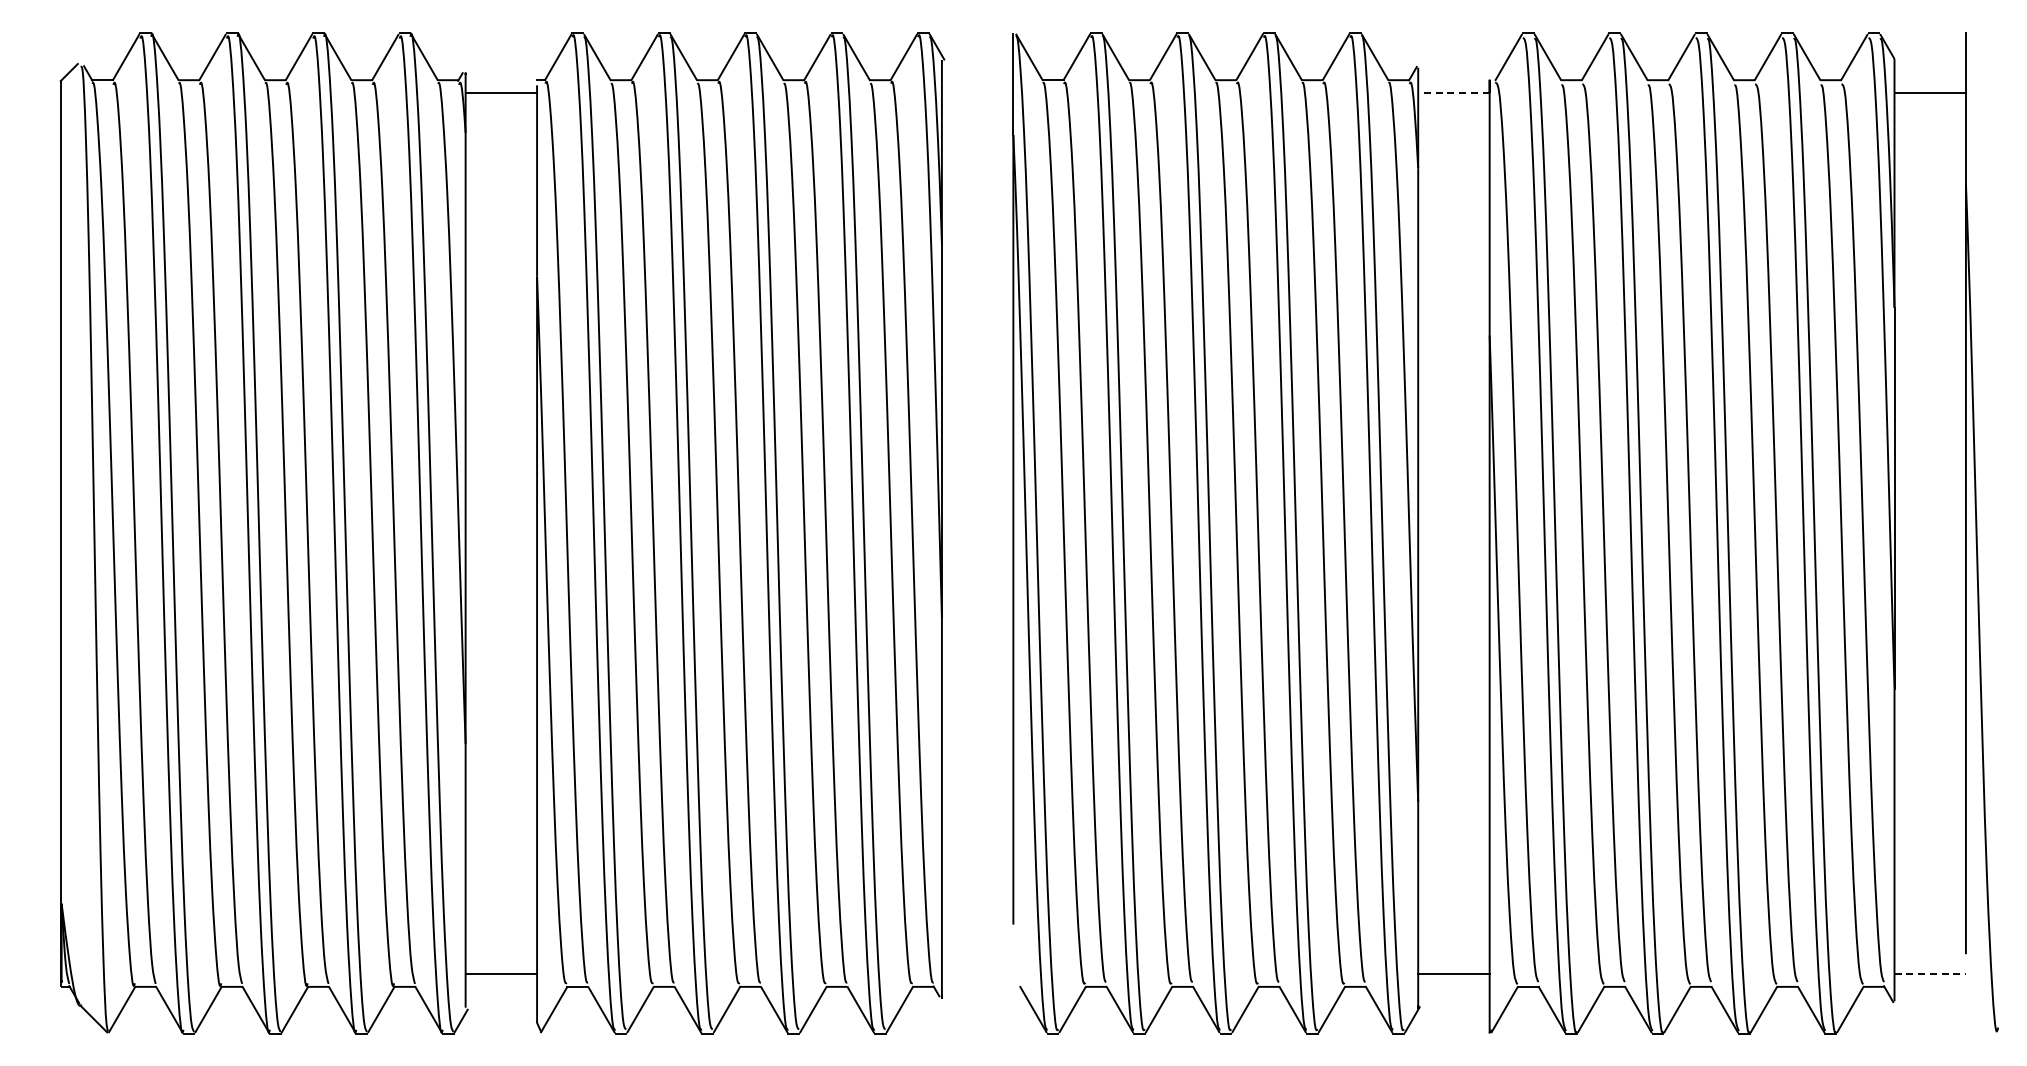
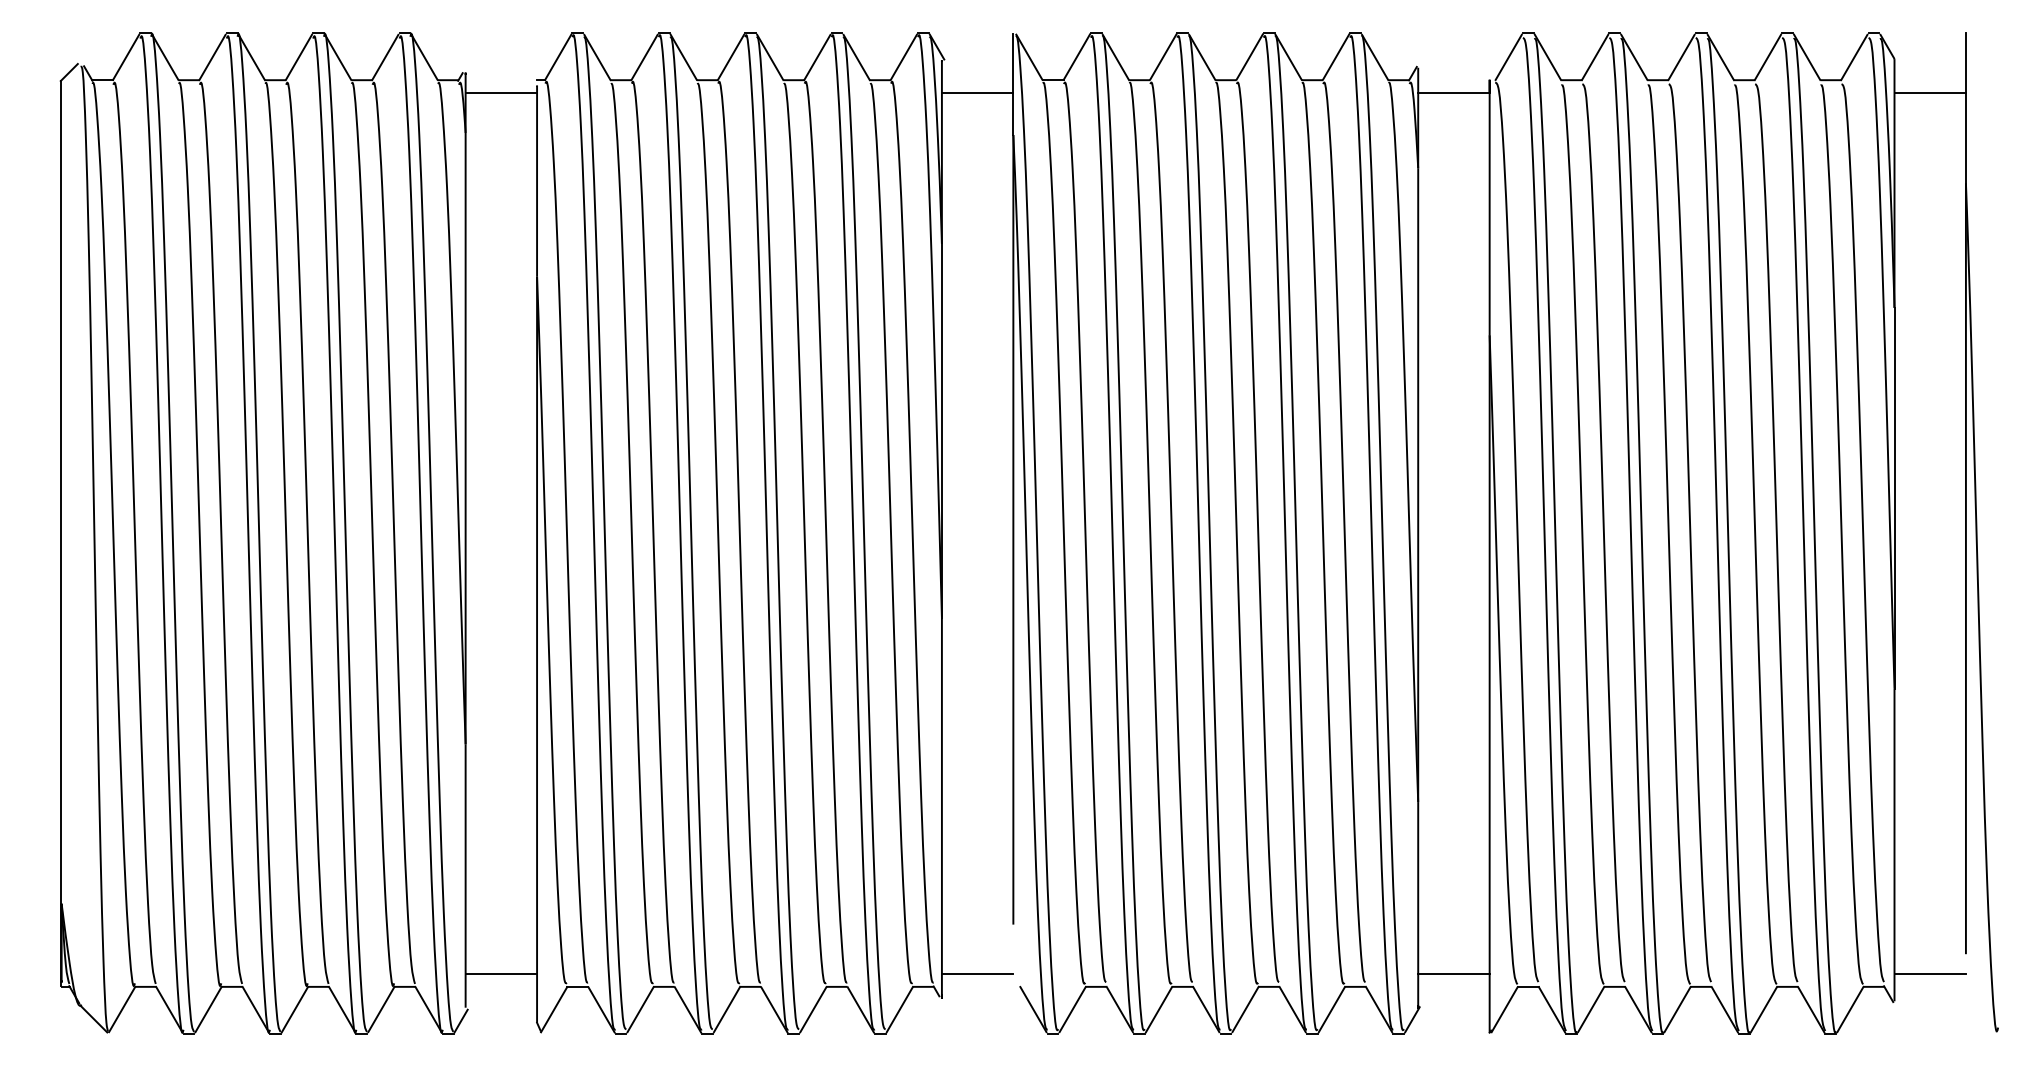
line: none -> present (977, 92)
line: dashed -> solid (1453, 92)
line: none -> present (977, 974)
line: dashed -> solid (1930, 974)
